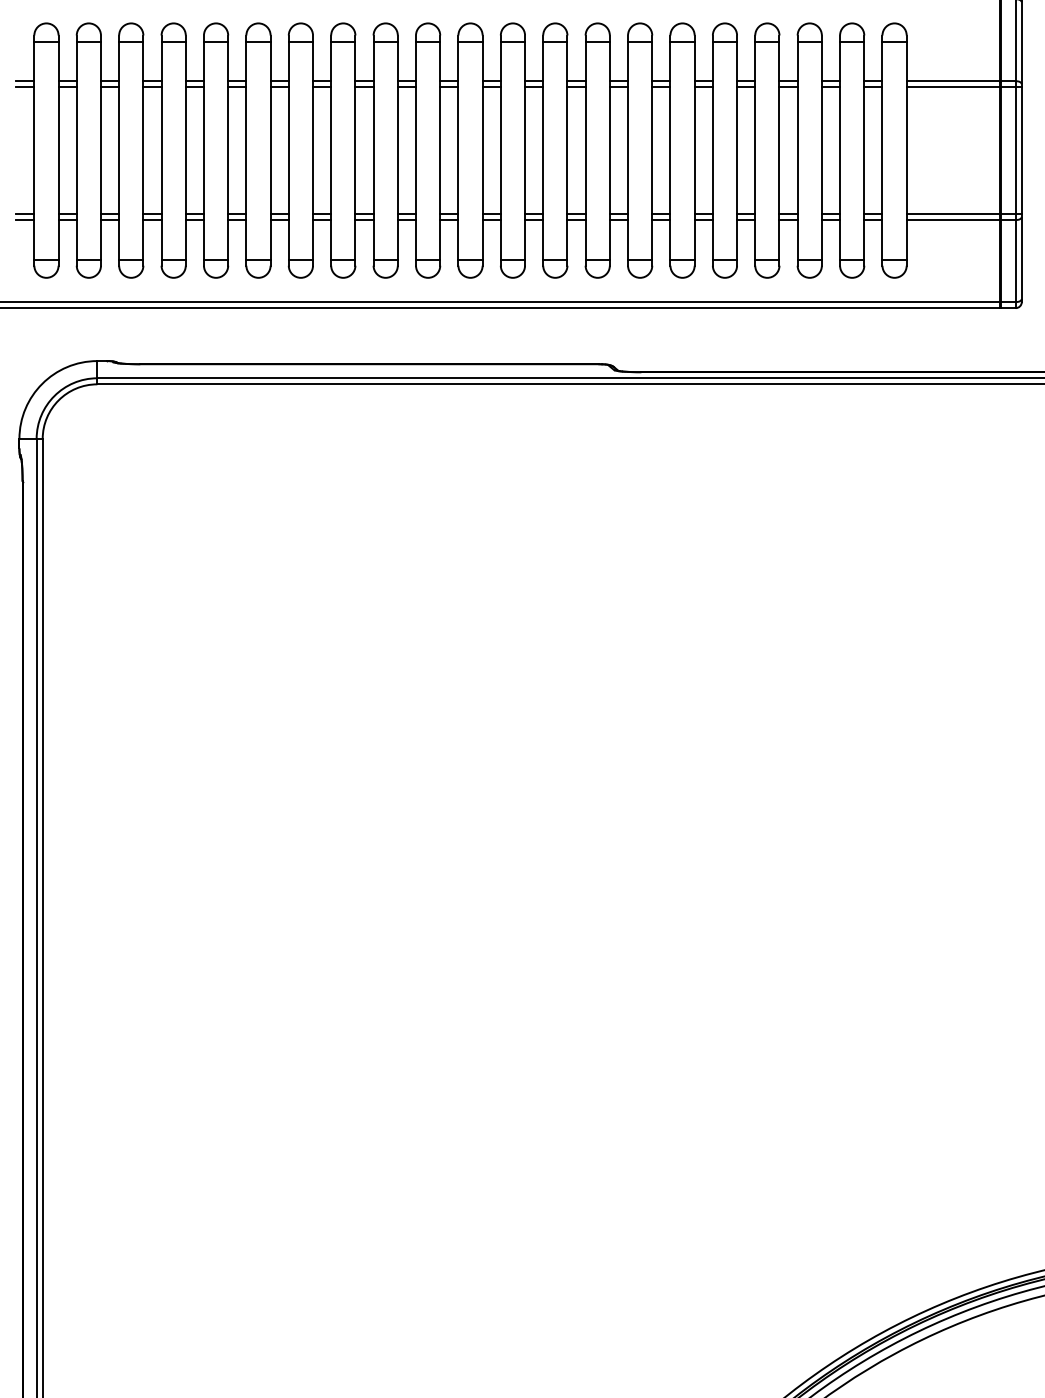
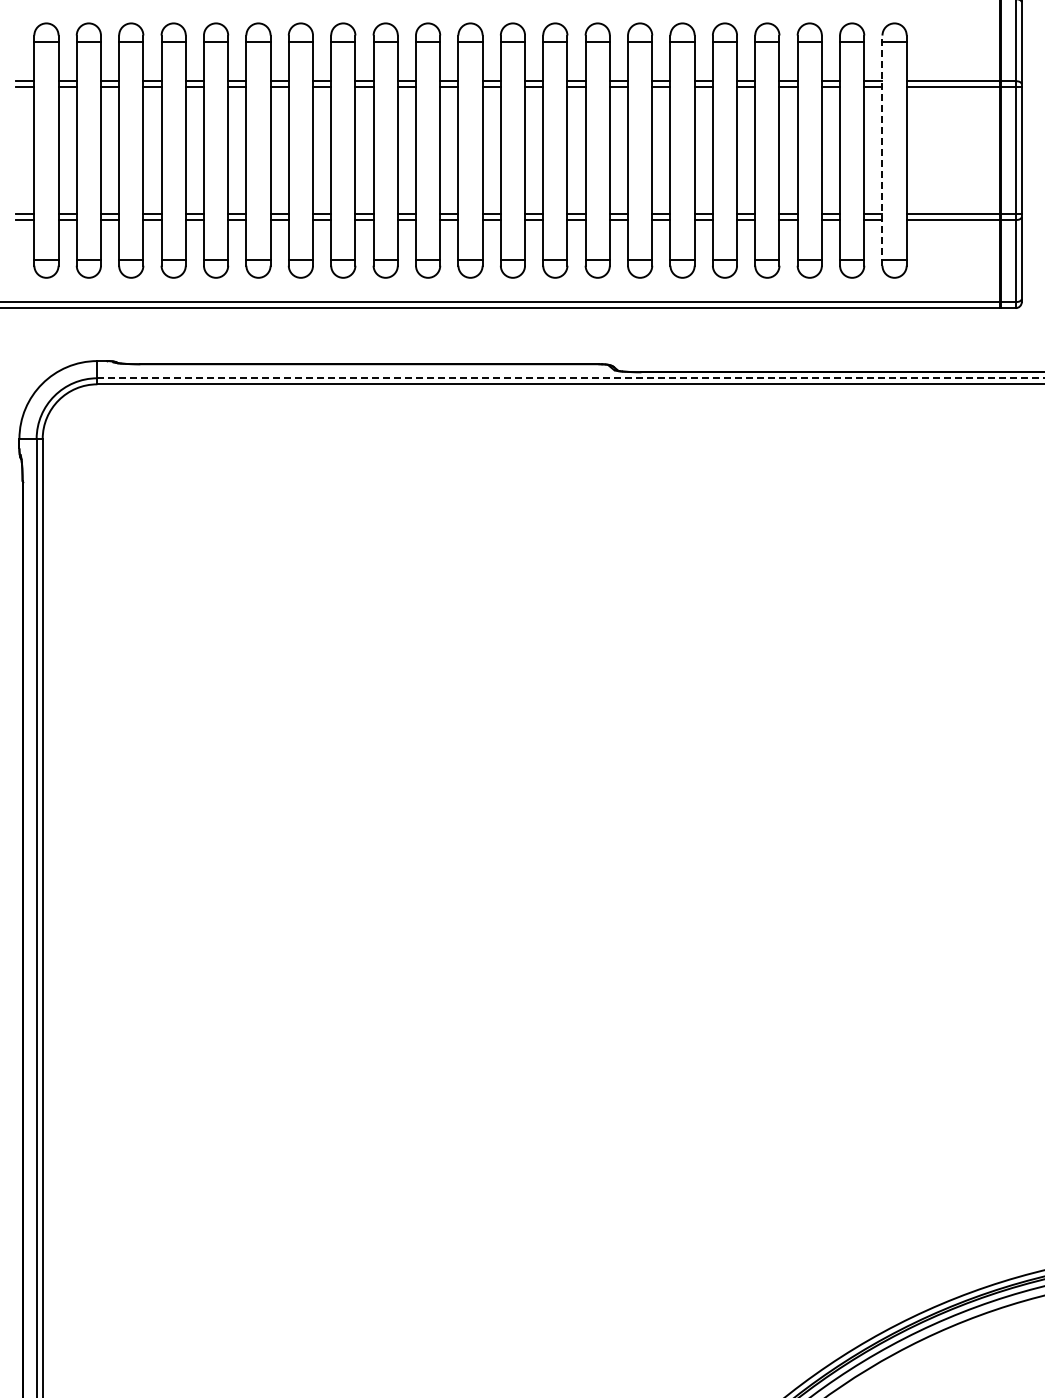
line: solid -> dashed (882, 150)
line: solid -> dashed (570, 378)
